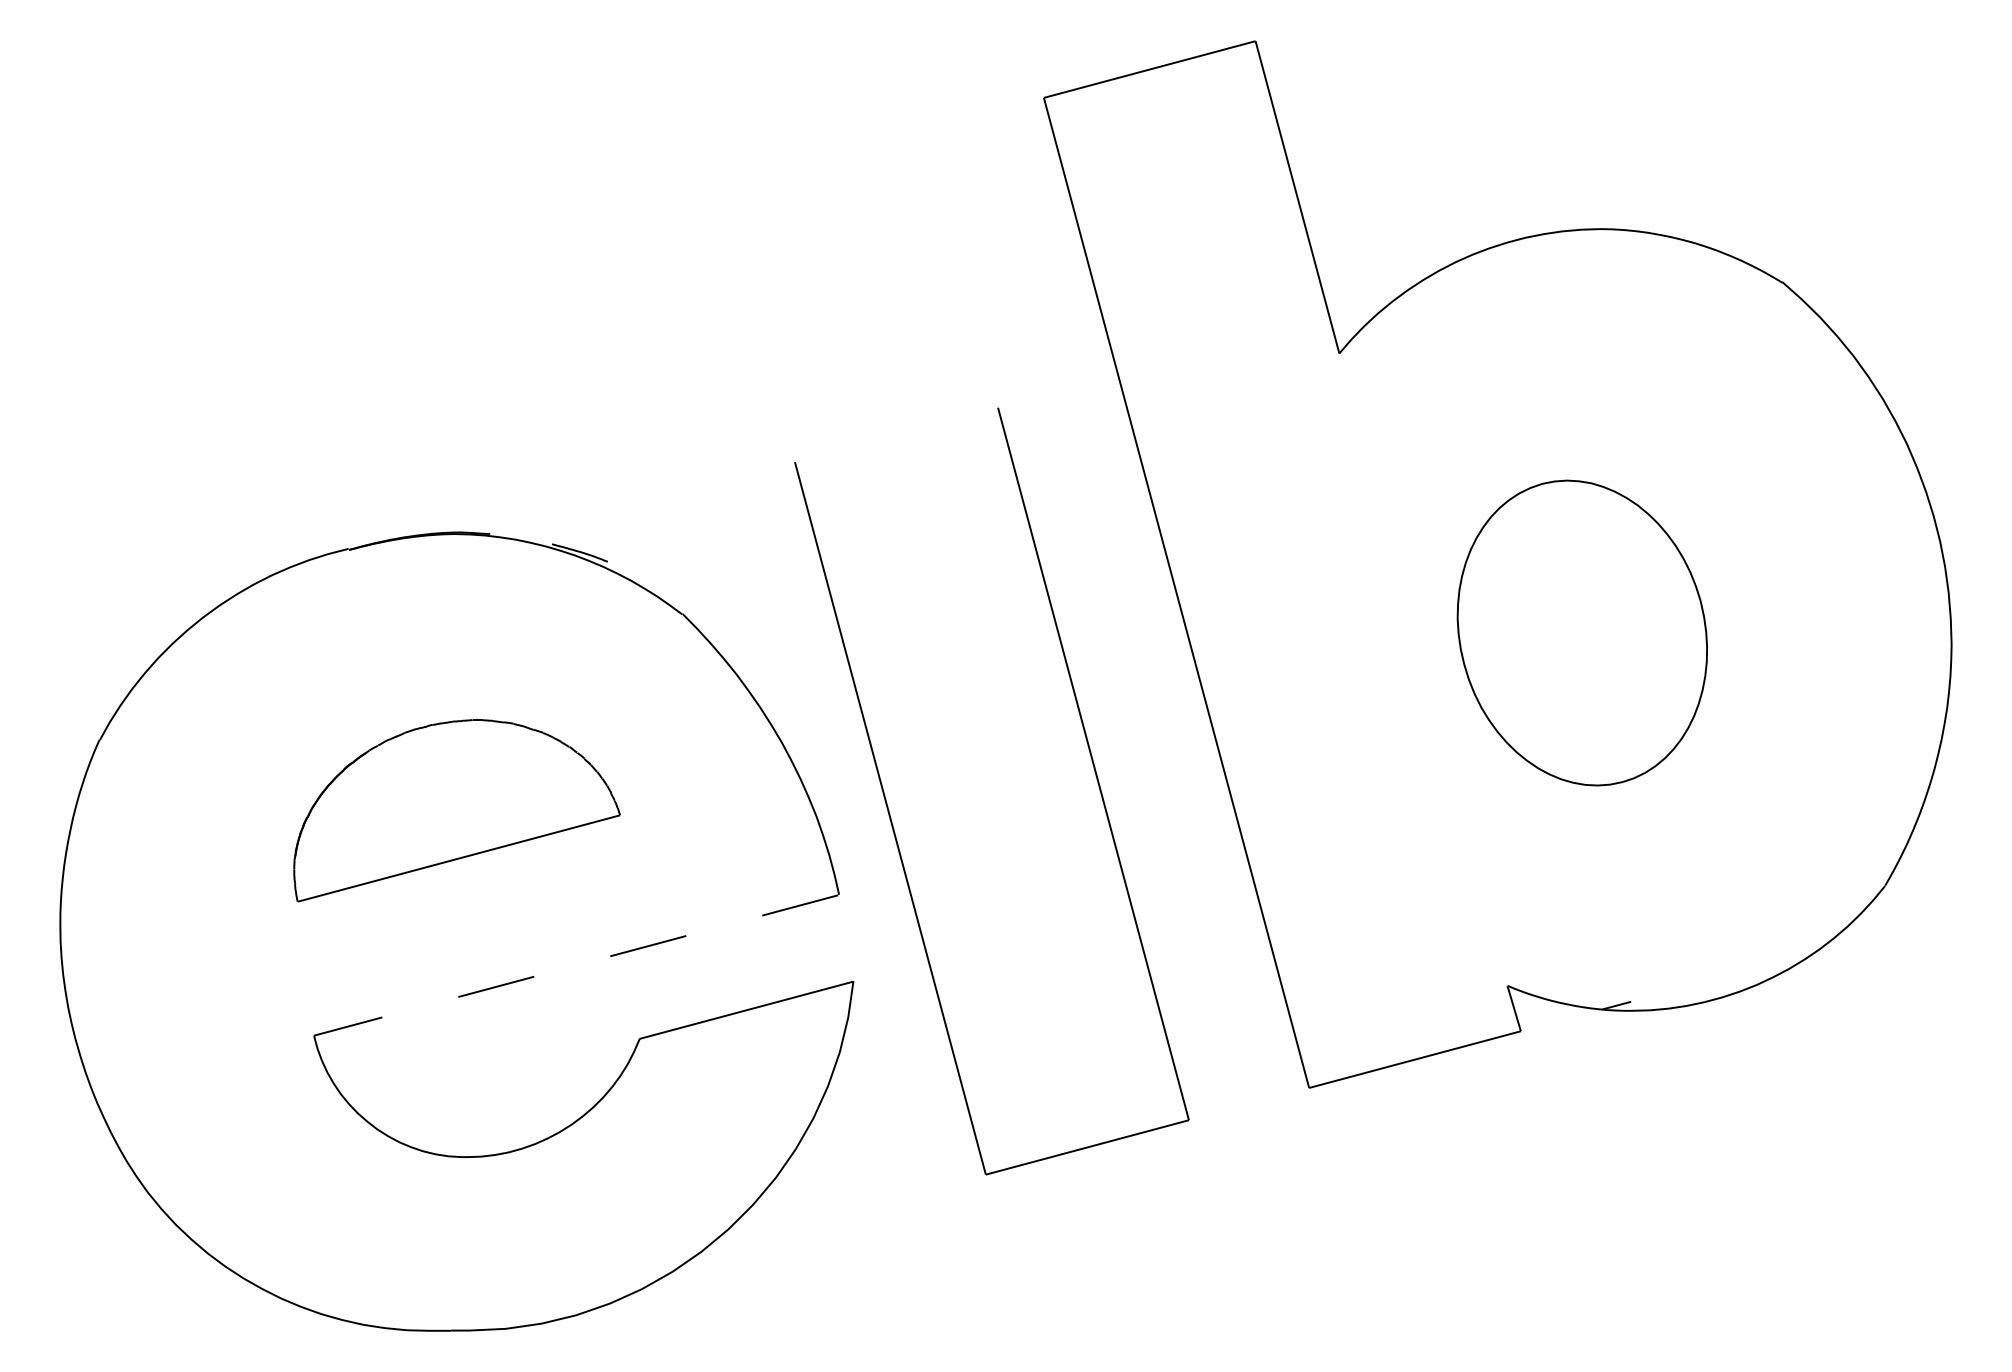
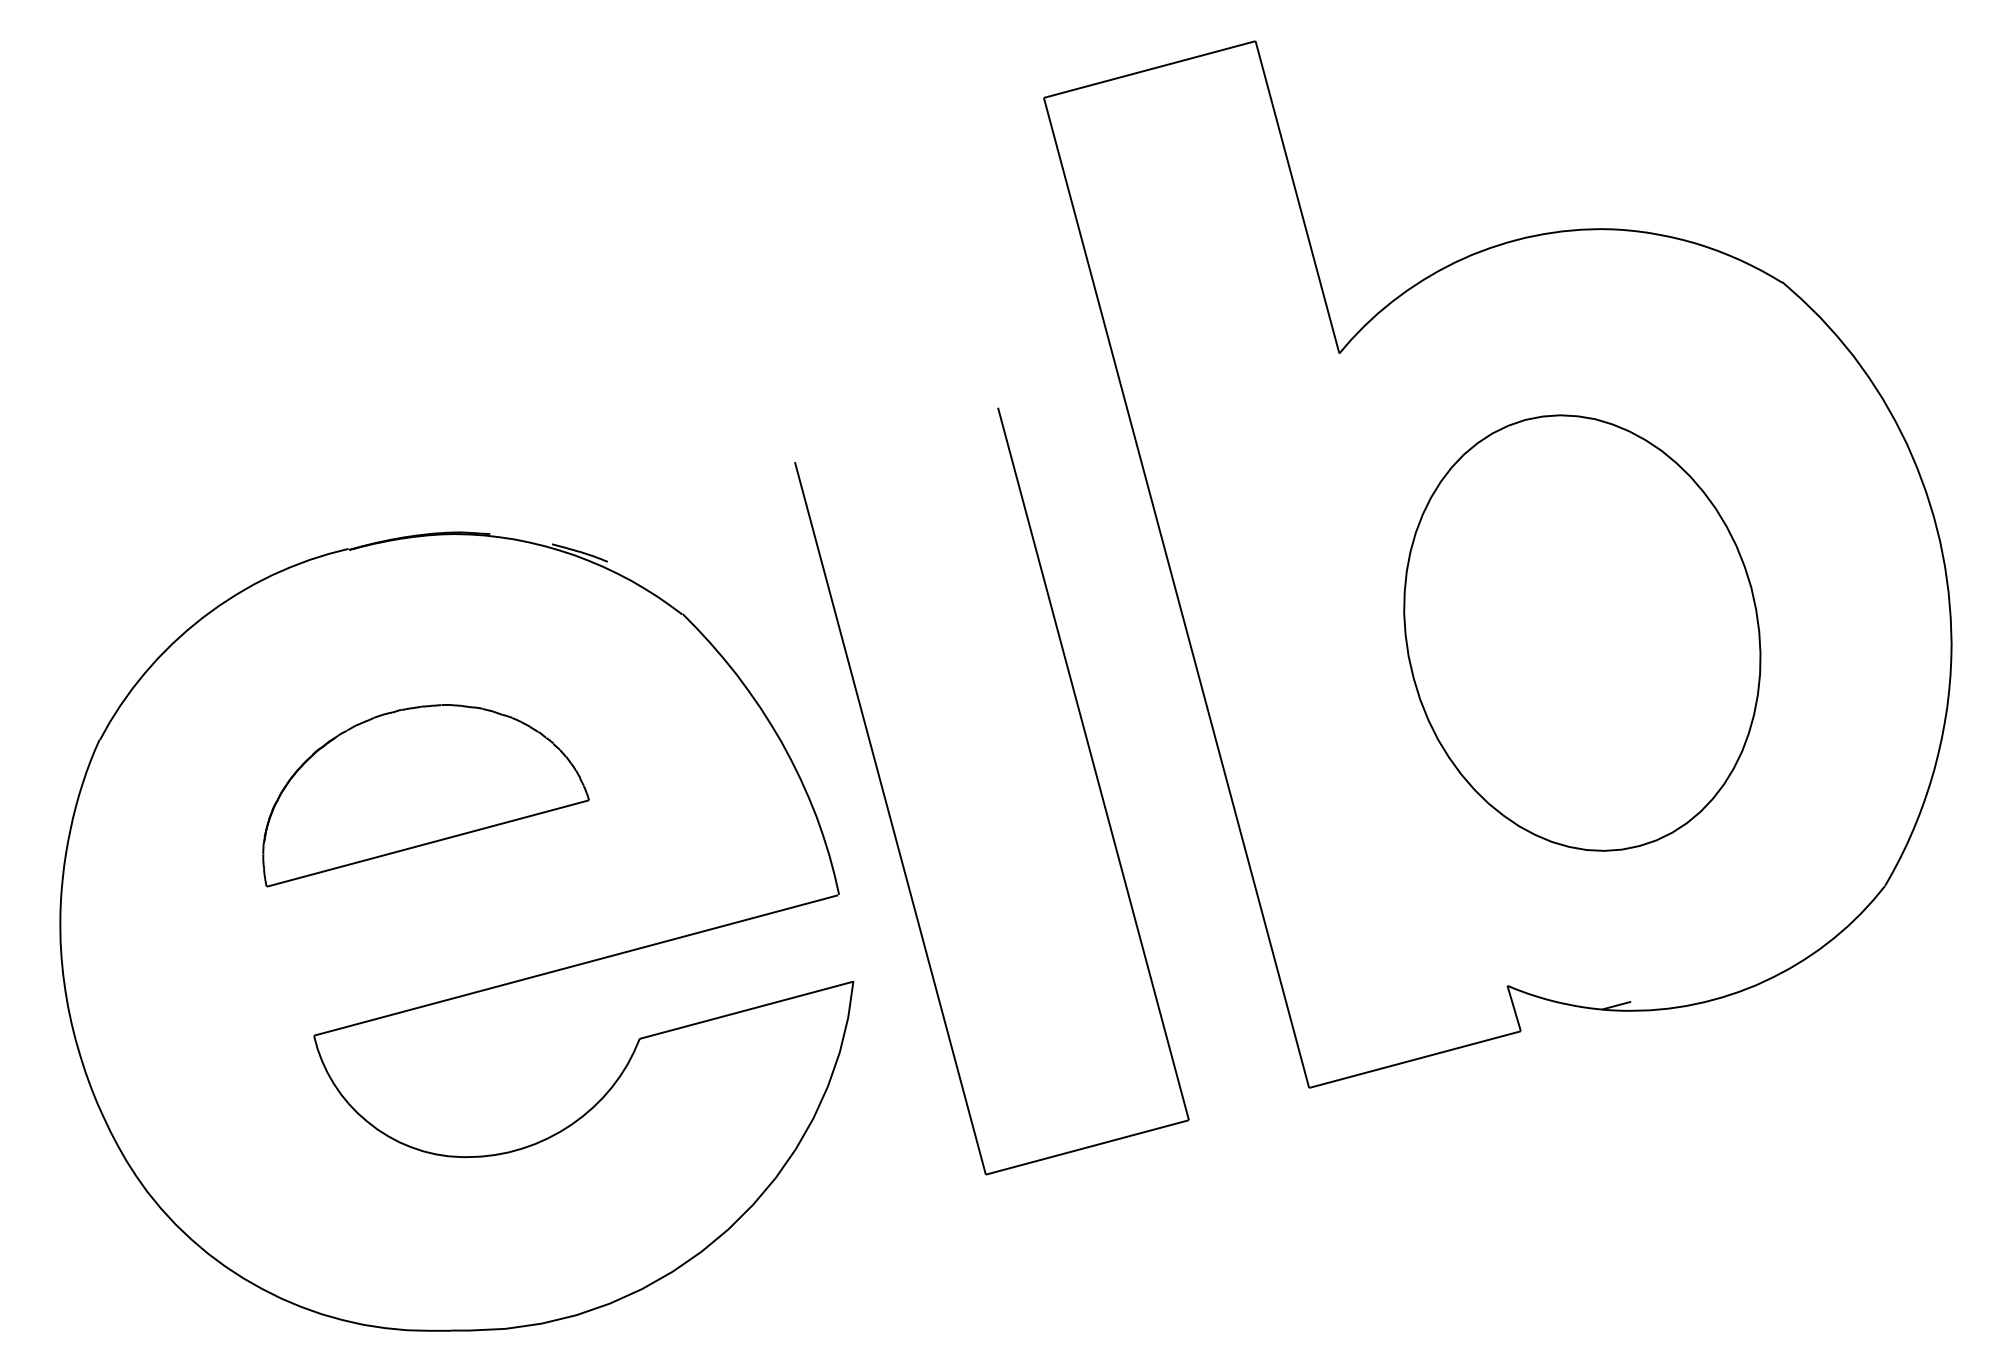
part size: 252x308 px -> 359x438 px (1582, 632)
part position: (456, 810) -> (425, 795) (425, 795)
line: dashed -> solid (575, 965)
